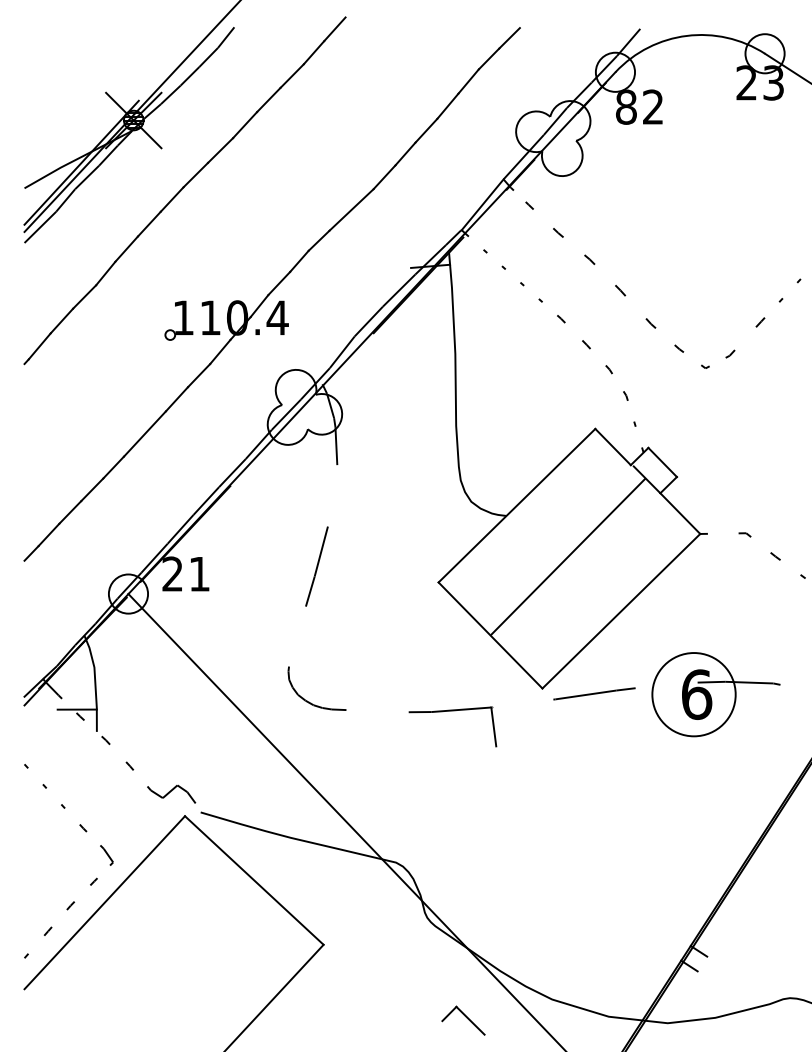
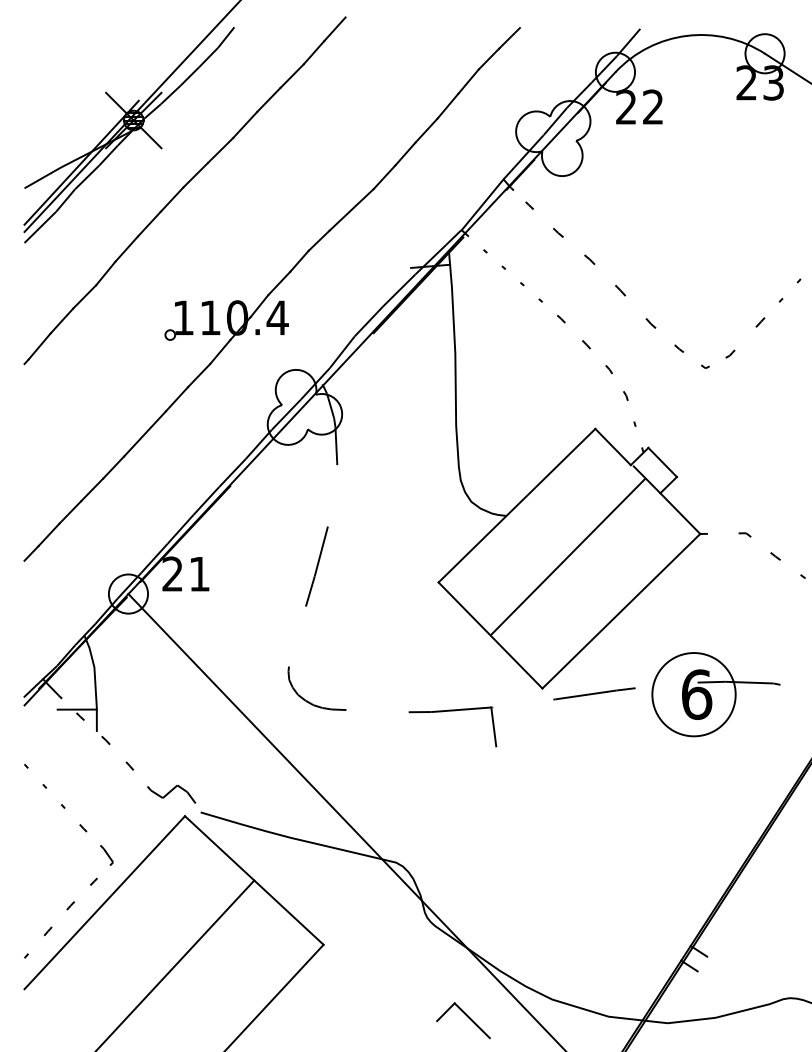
text: 82 -> 22 (626, 106)
line: none -> present (176, 964)
part size: 45x31 px -> 55x38 px (463, 1020)
